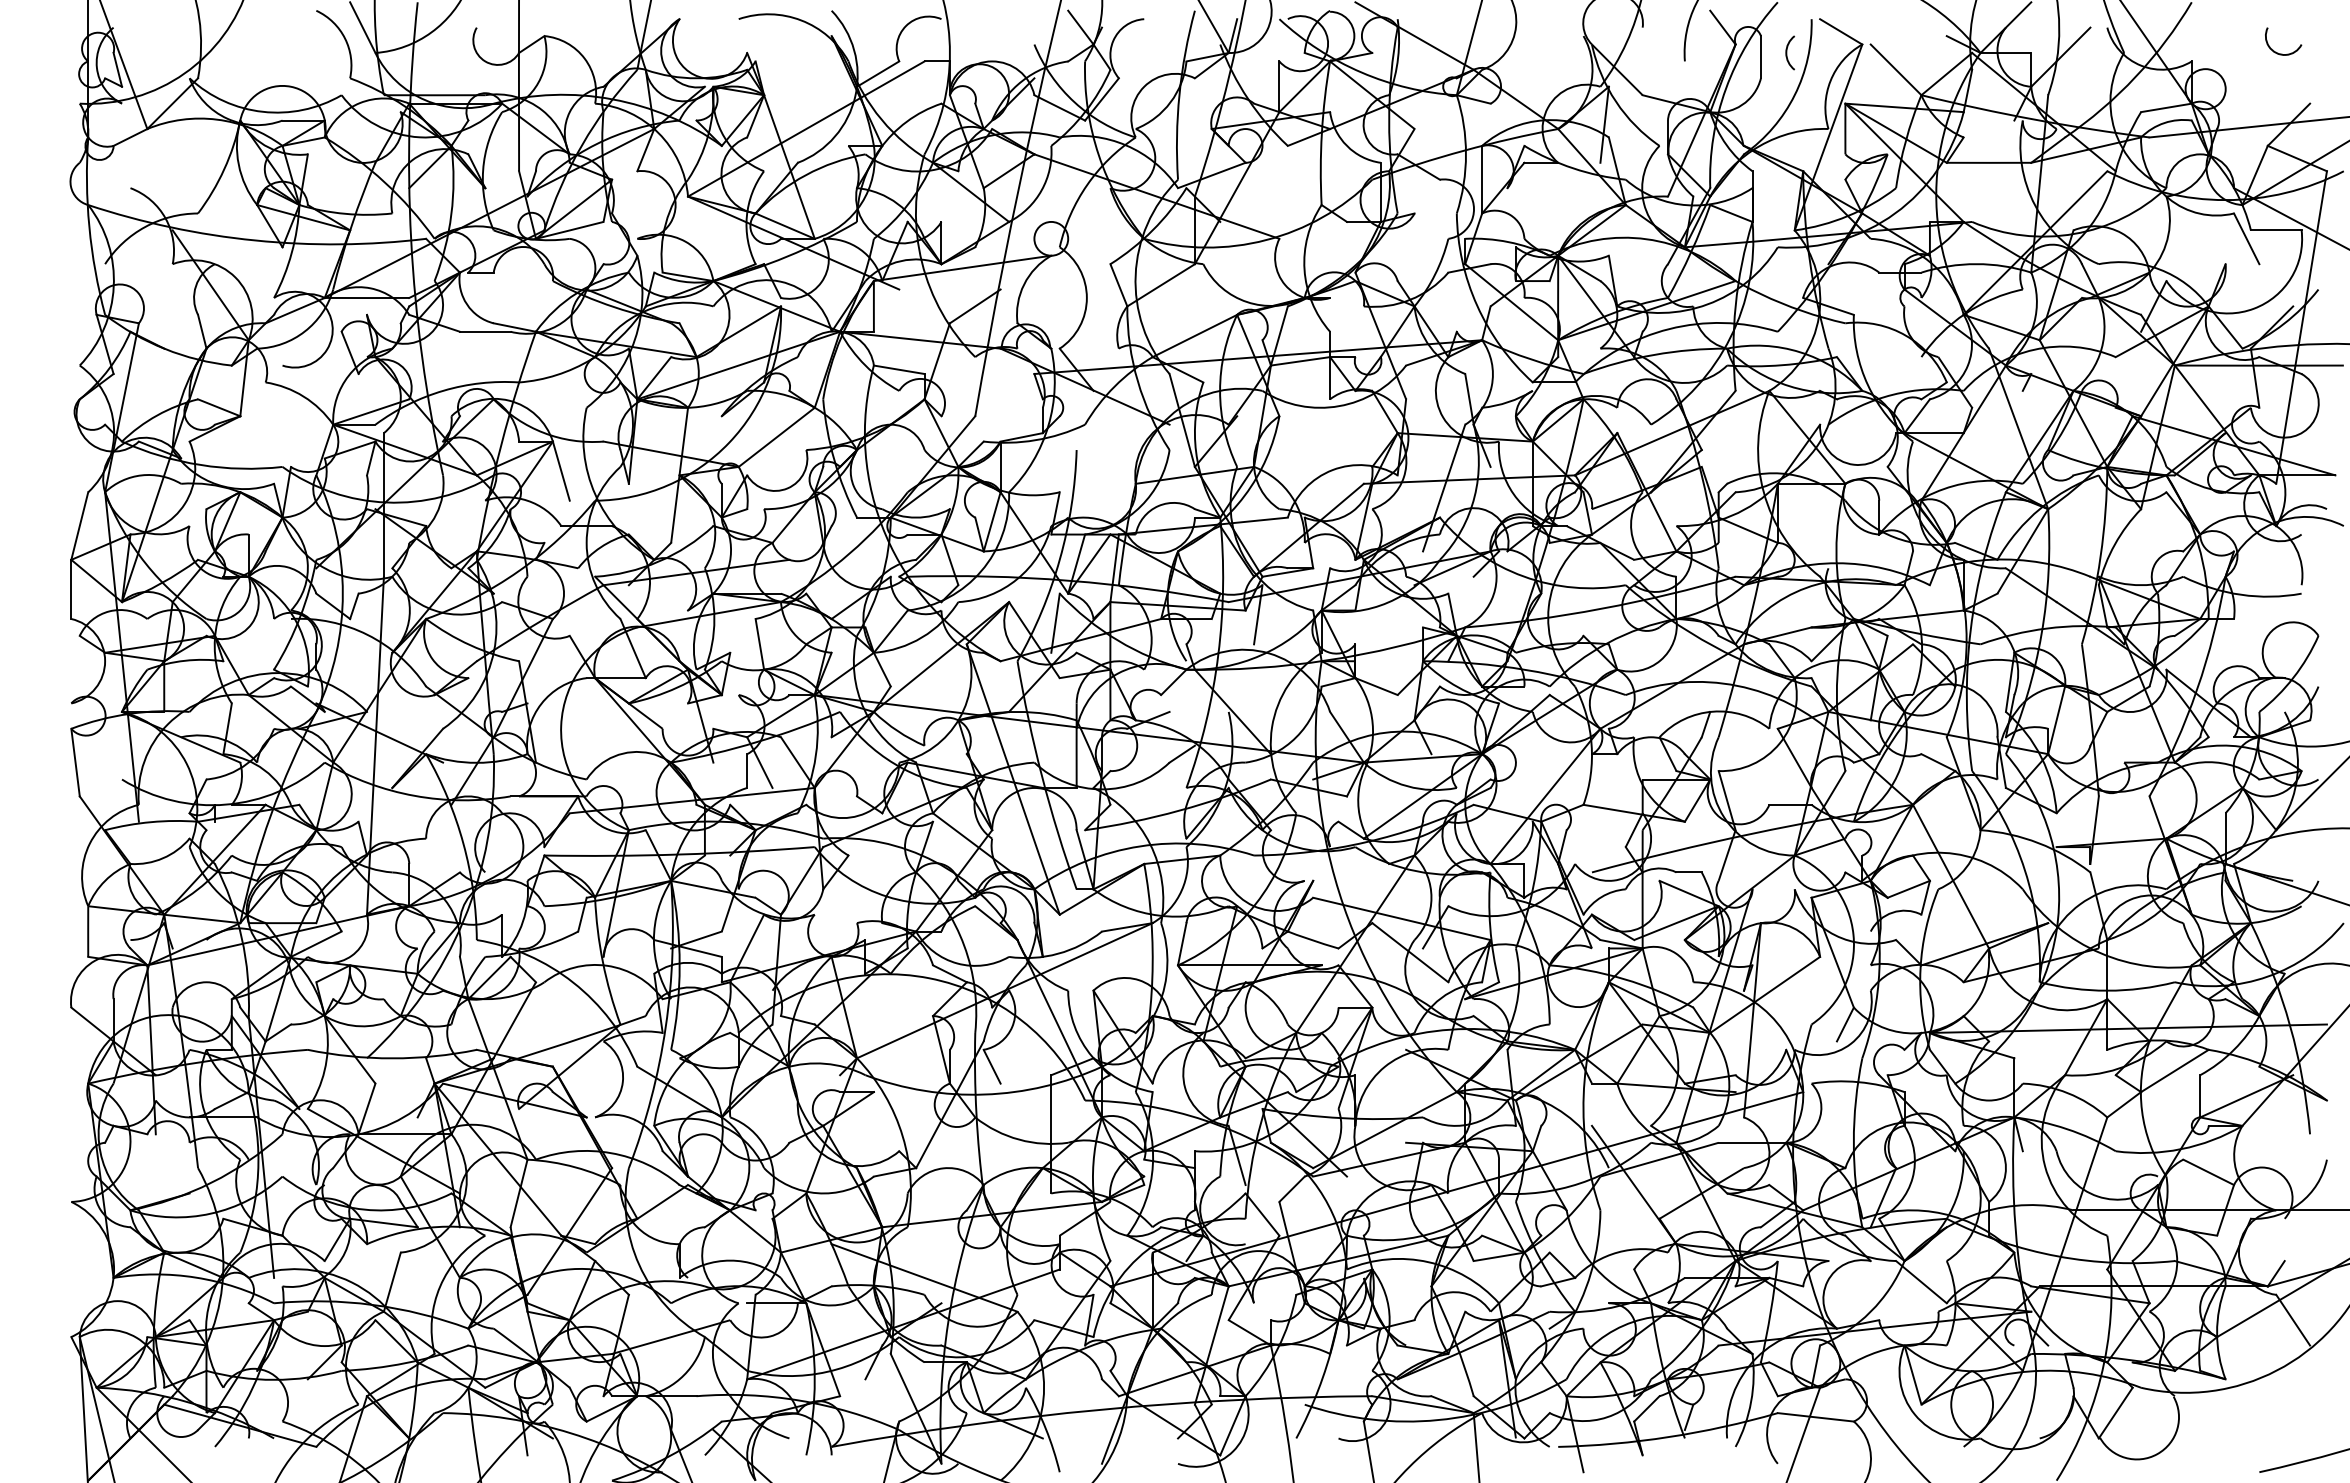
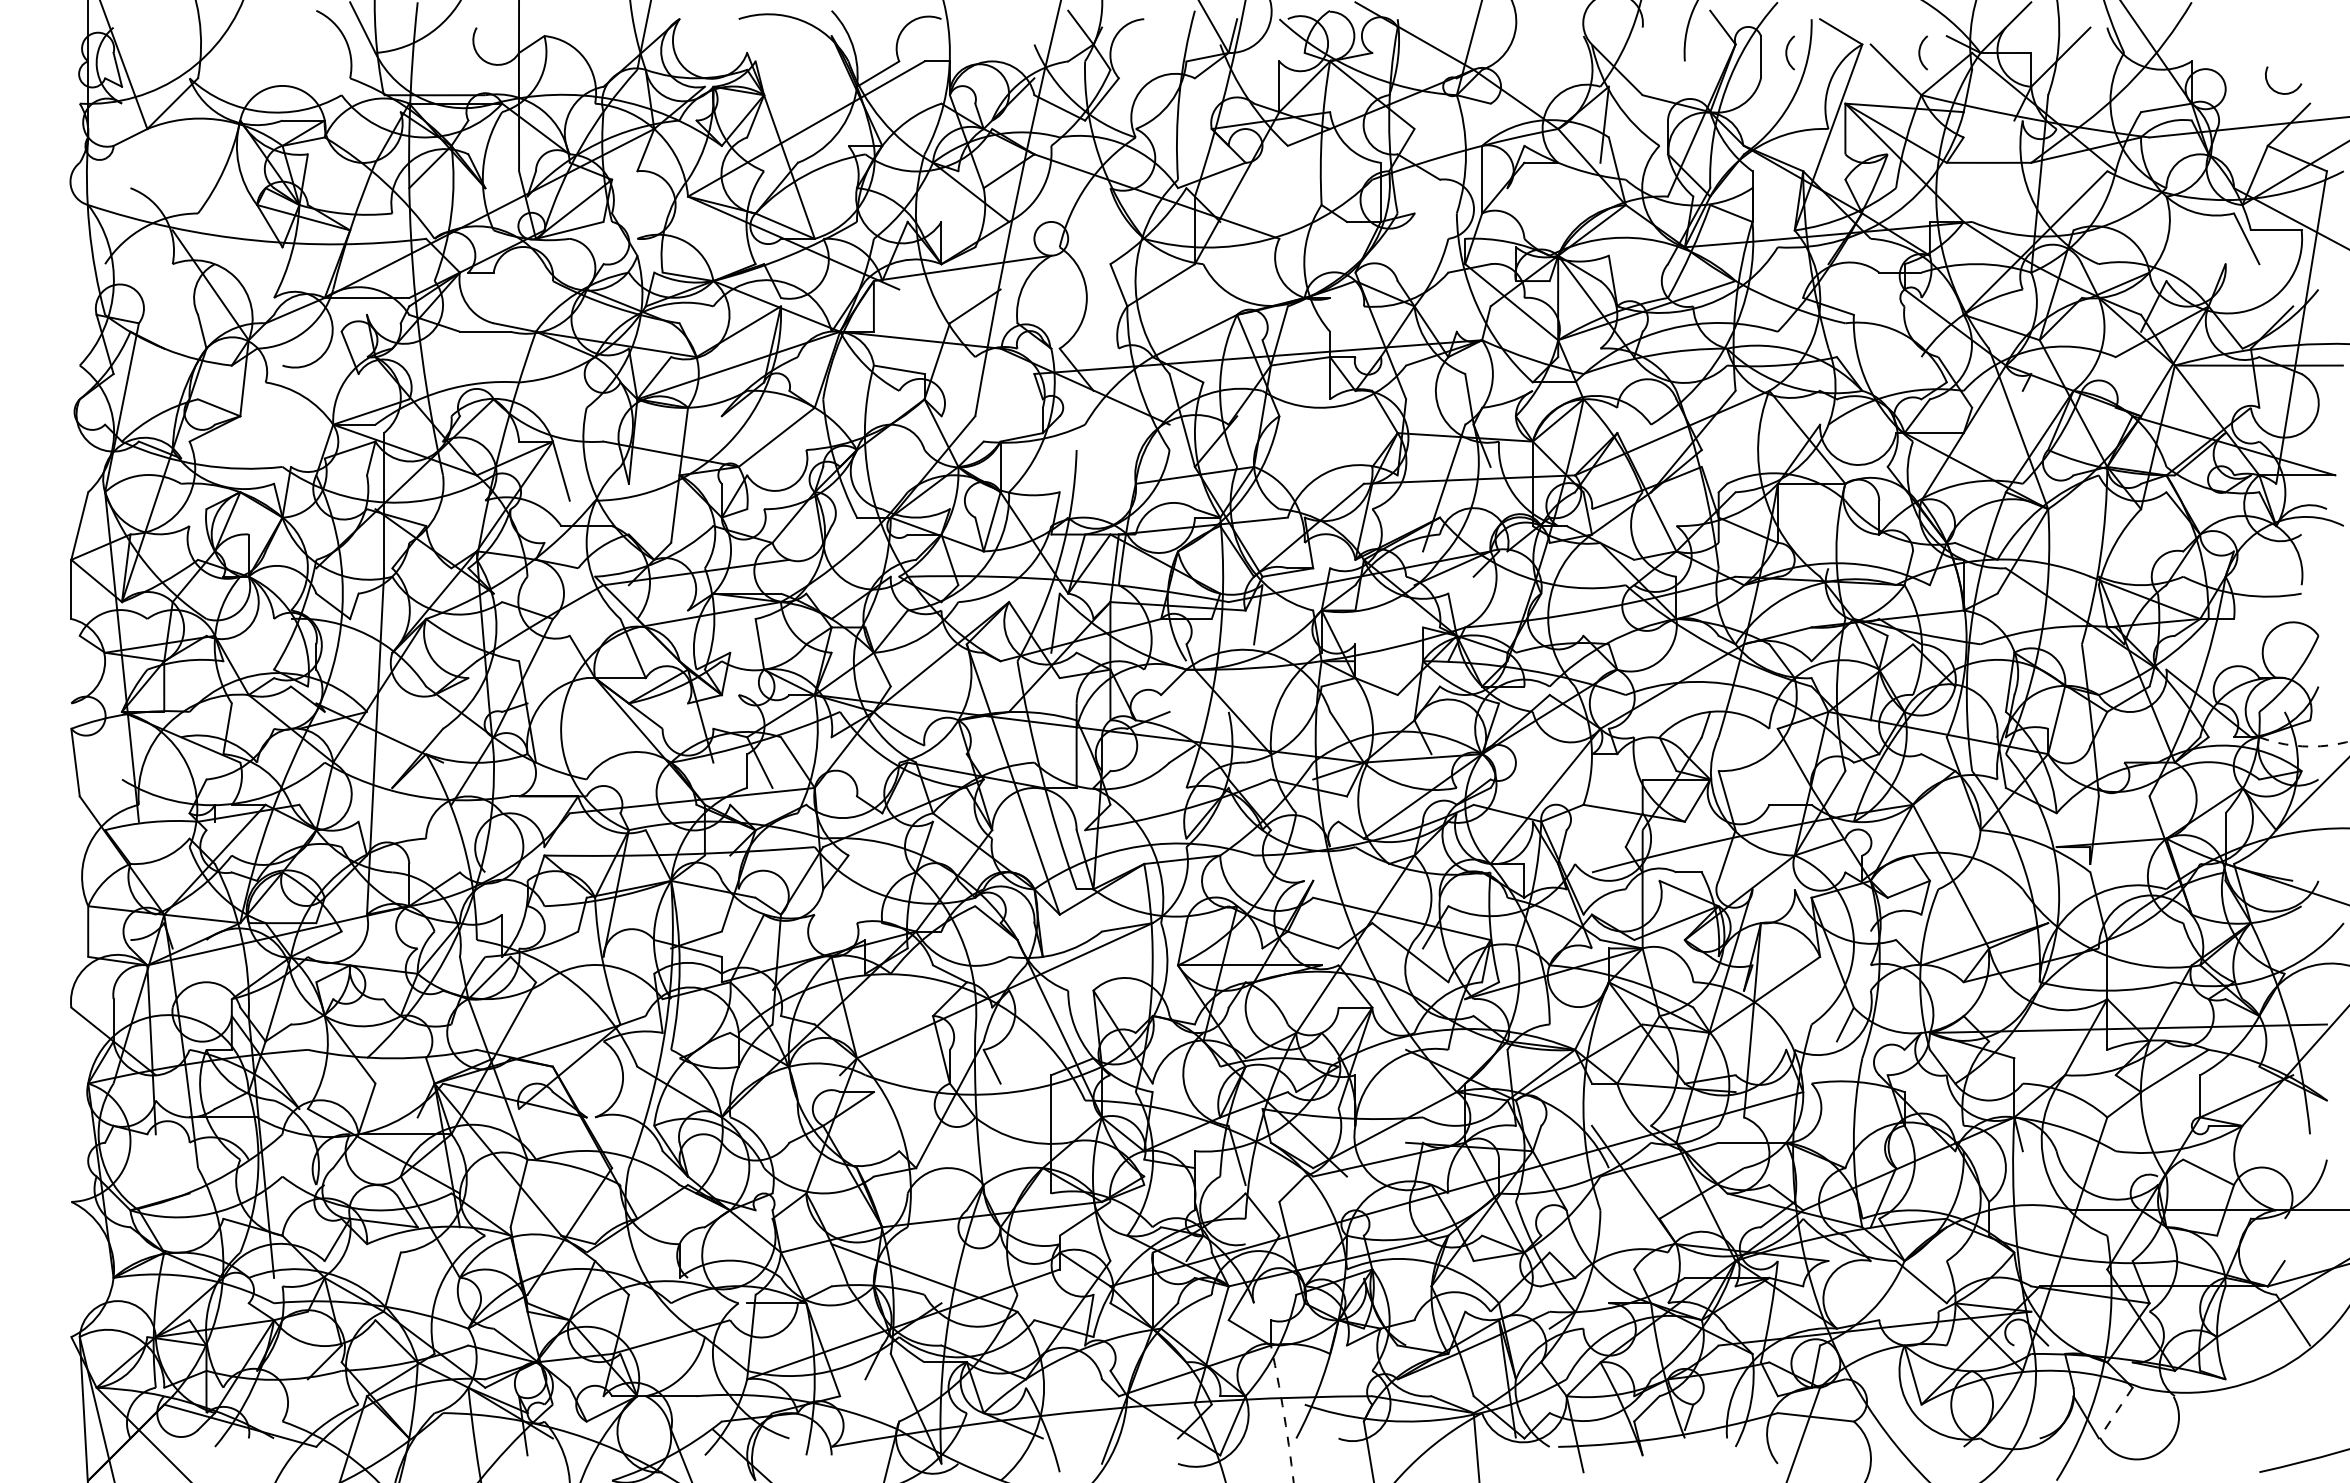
arc: none -> present (1920, 52)
arc position: (2282, 53) -> (2282, 92) (2282, 92)
arc: solid -> dashed (2304, 746)
arc: solid -> dashed (1283, 1413)
line: solid -> dashed (2115, 1413)
